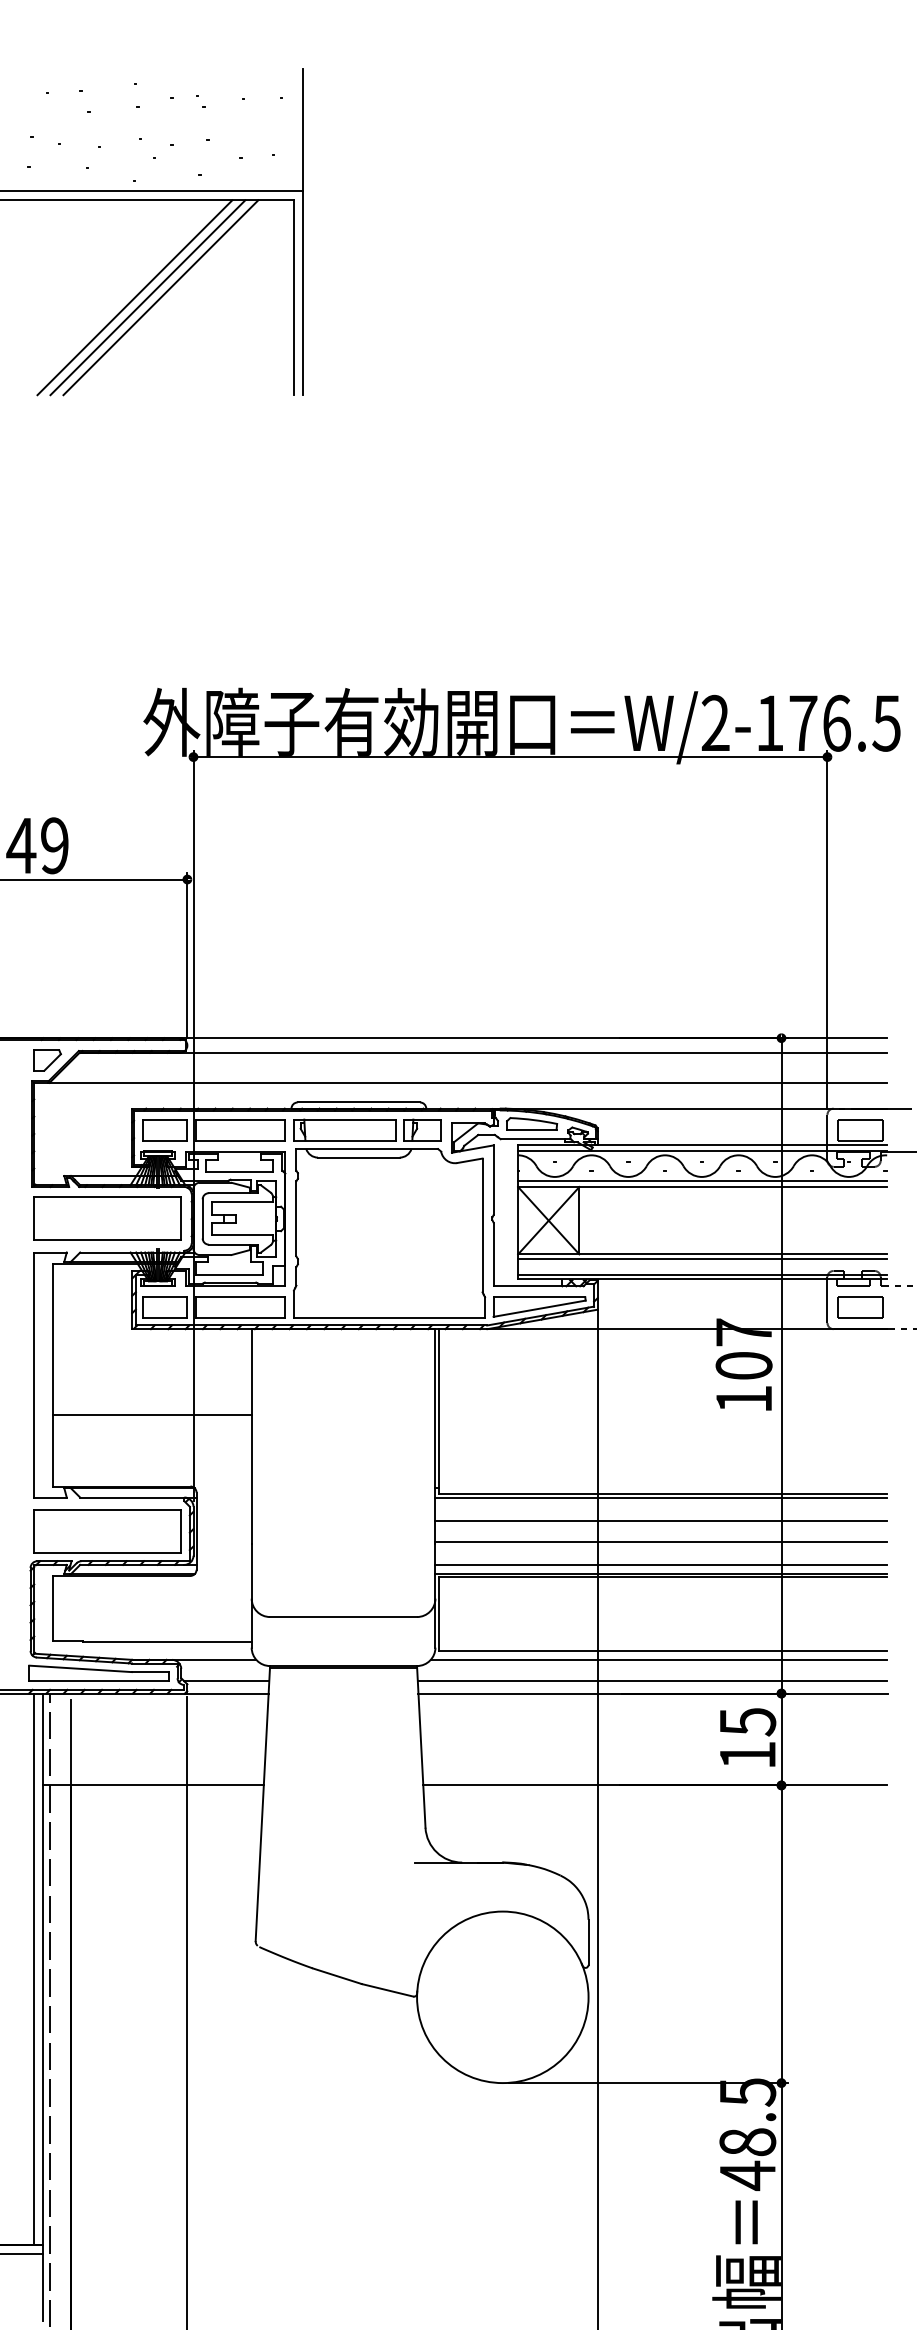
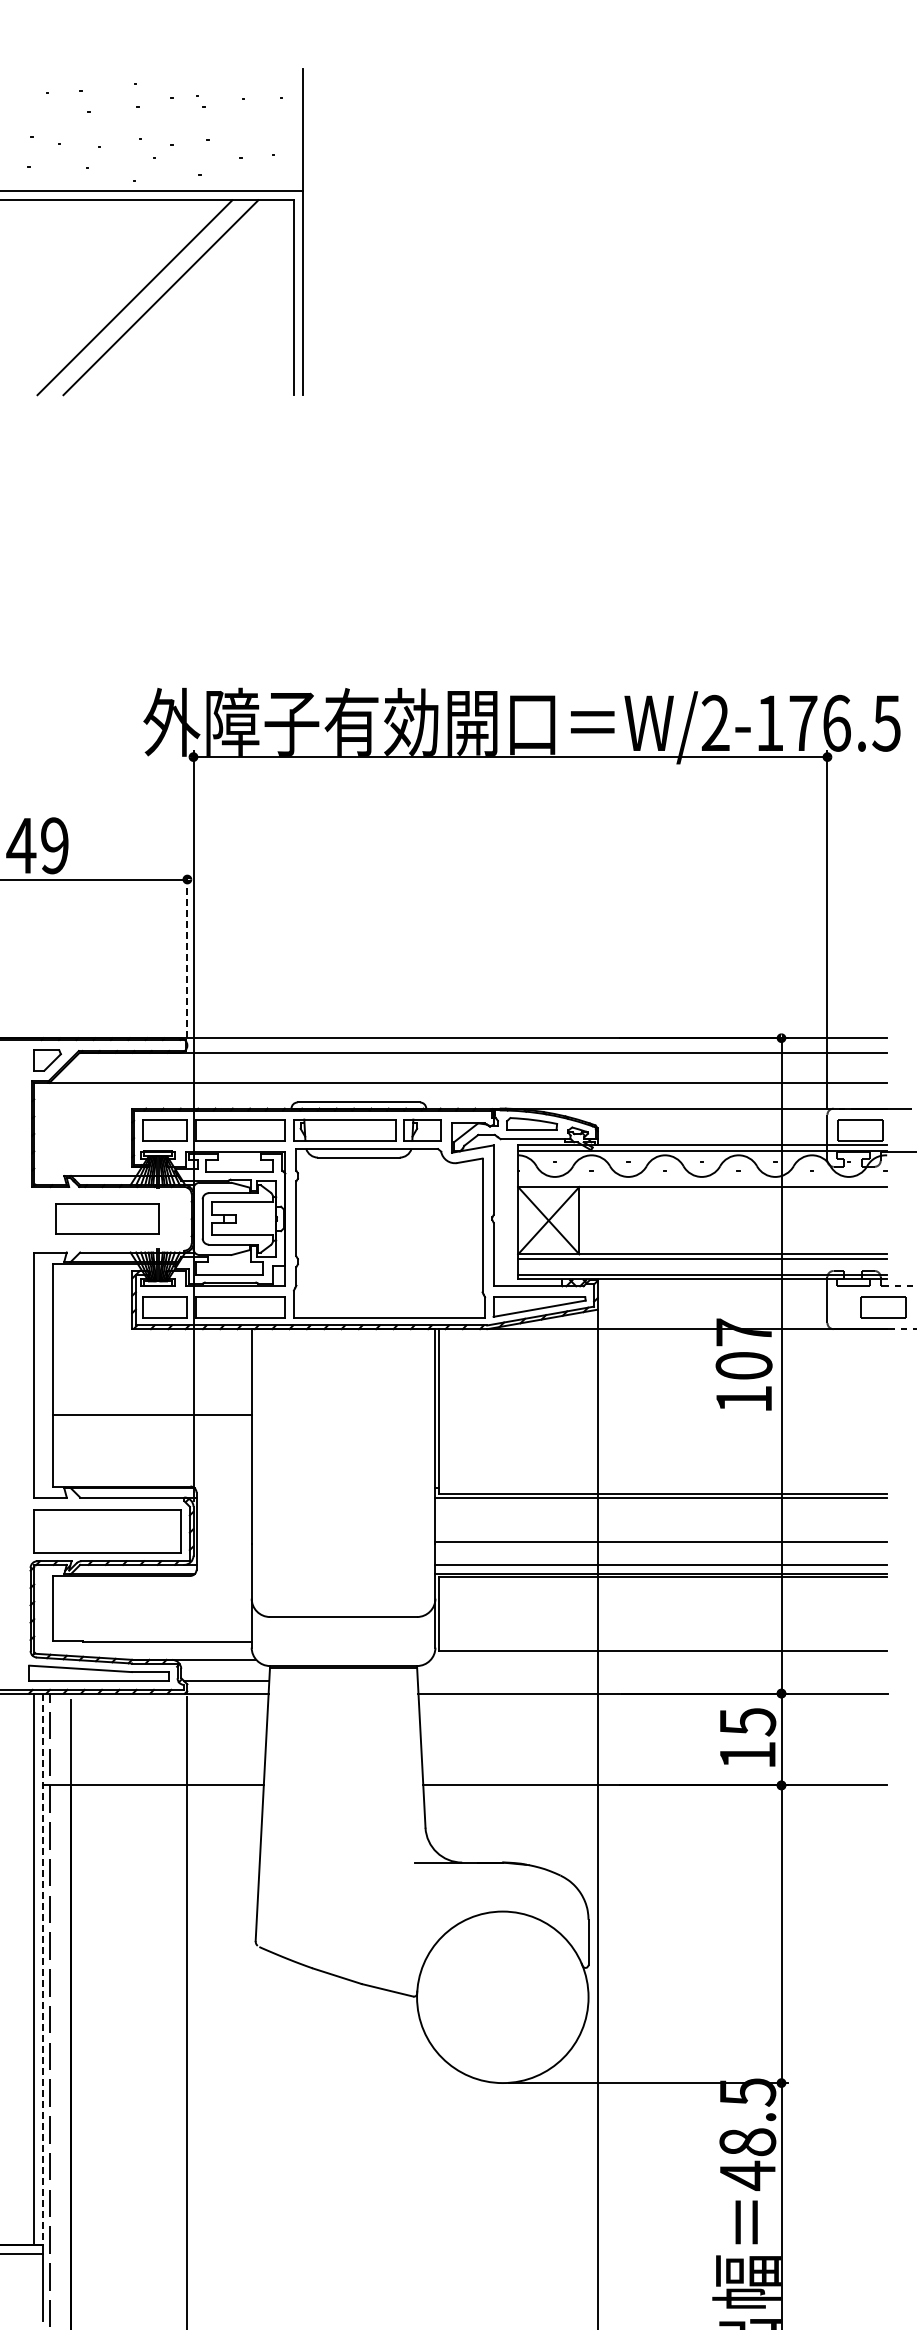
line: present -> none (147, 297)
line: solid -> dashed (187, 955)
line: present -> none (702, 1180)
part size: 149x45 px -> 105x32 px (107, 1218)
part position: (860, 1307) -> (883, 1307) (883, 1307)
line: present -> none (661, 1520)
line: present -> none (658, 1659)
line: present -> none (652, 1681)
line: solid -> dashed (43, 1969)
